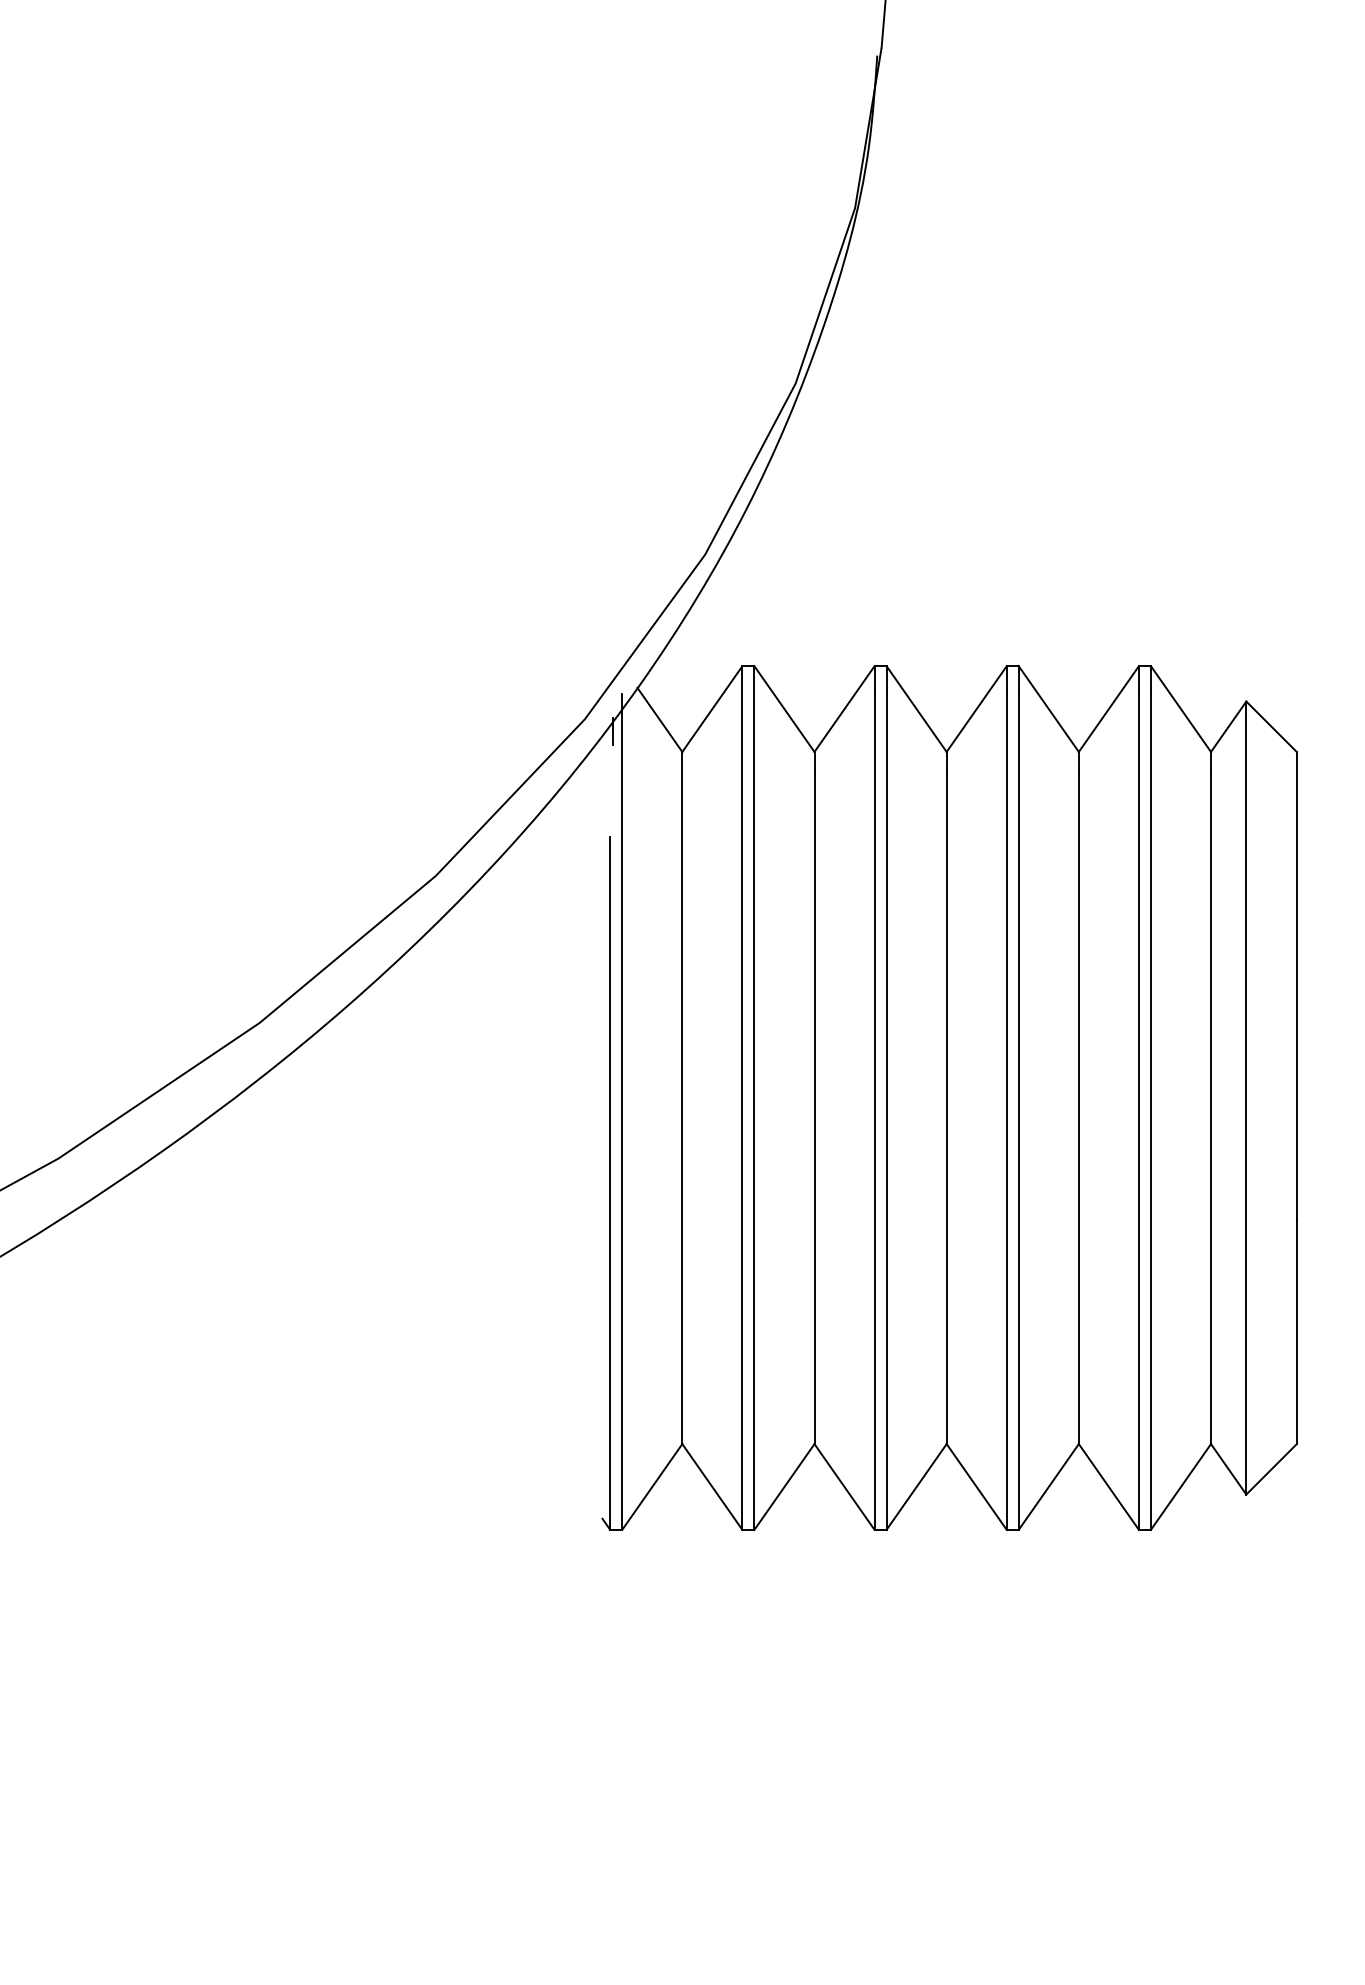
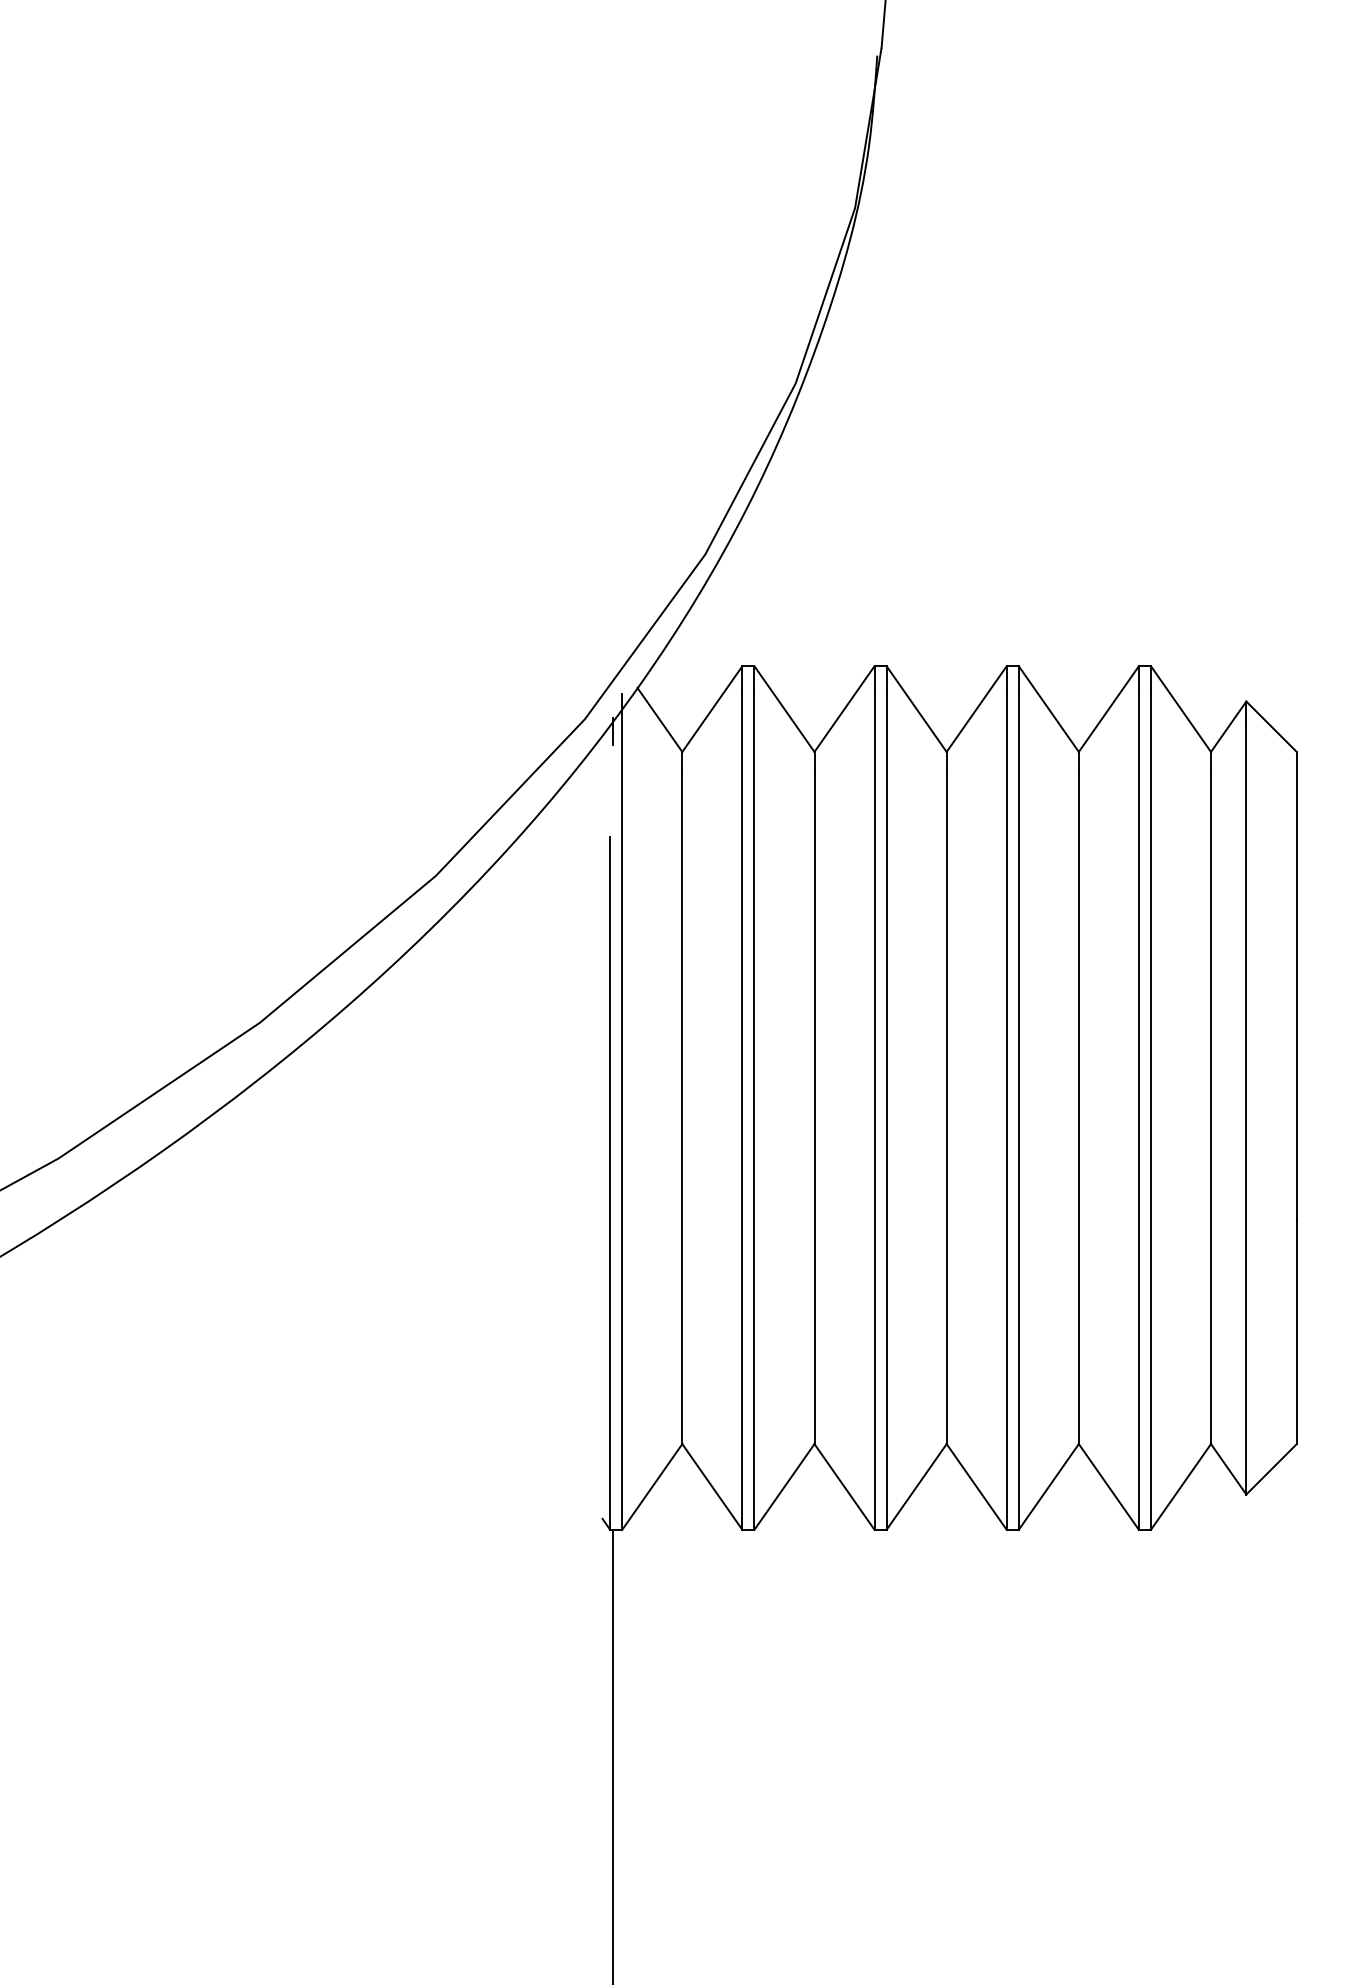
line: none -> present (613, 1755)
